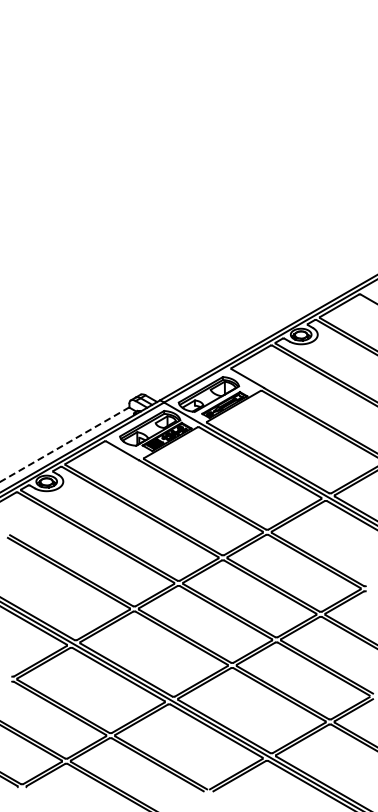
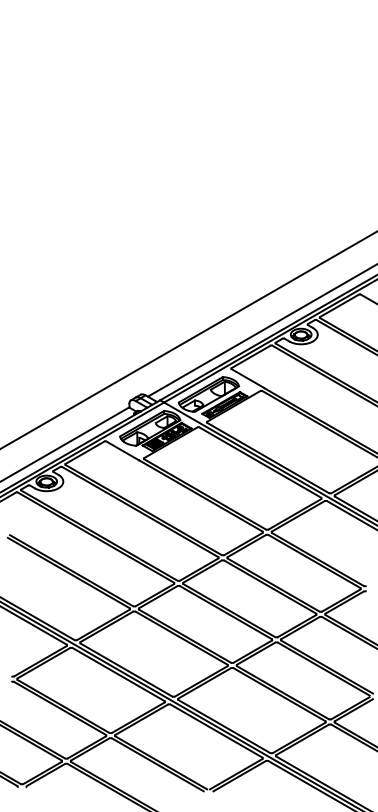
line: none -> present (260, 330)
line: none -> present (188, 339)
line: dashed -> solid (64, 444)
